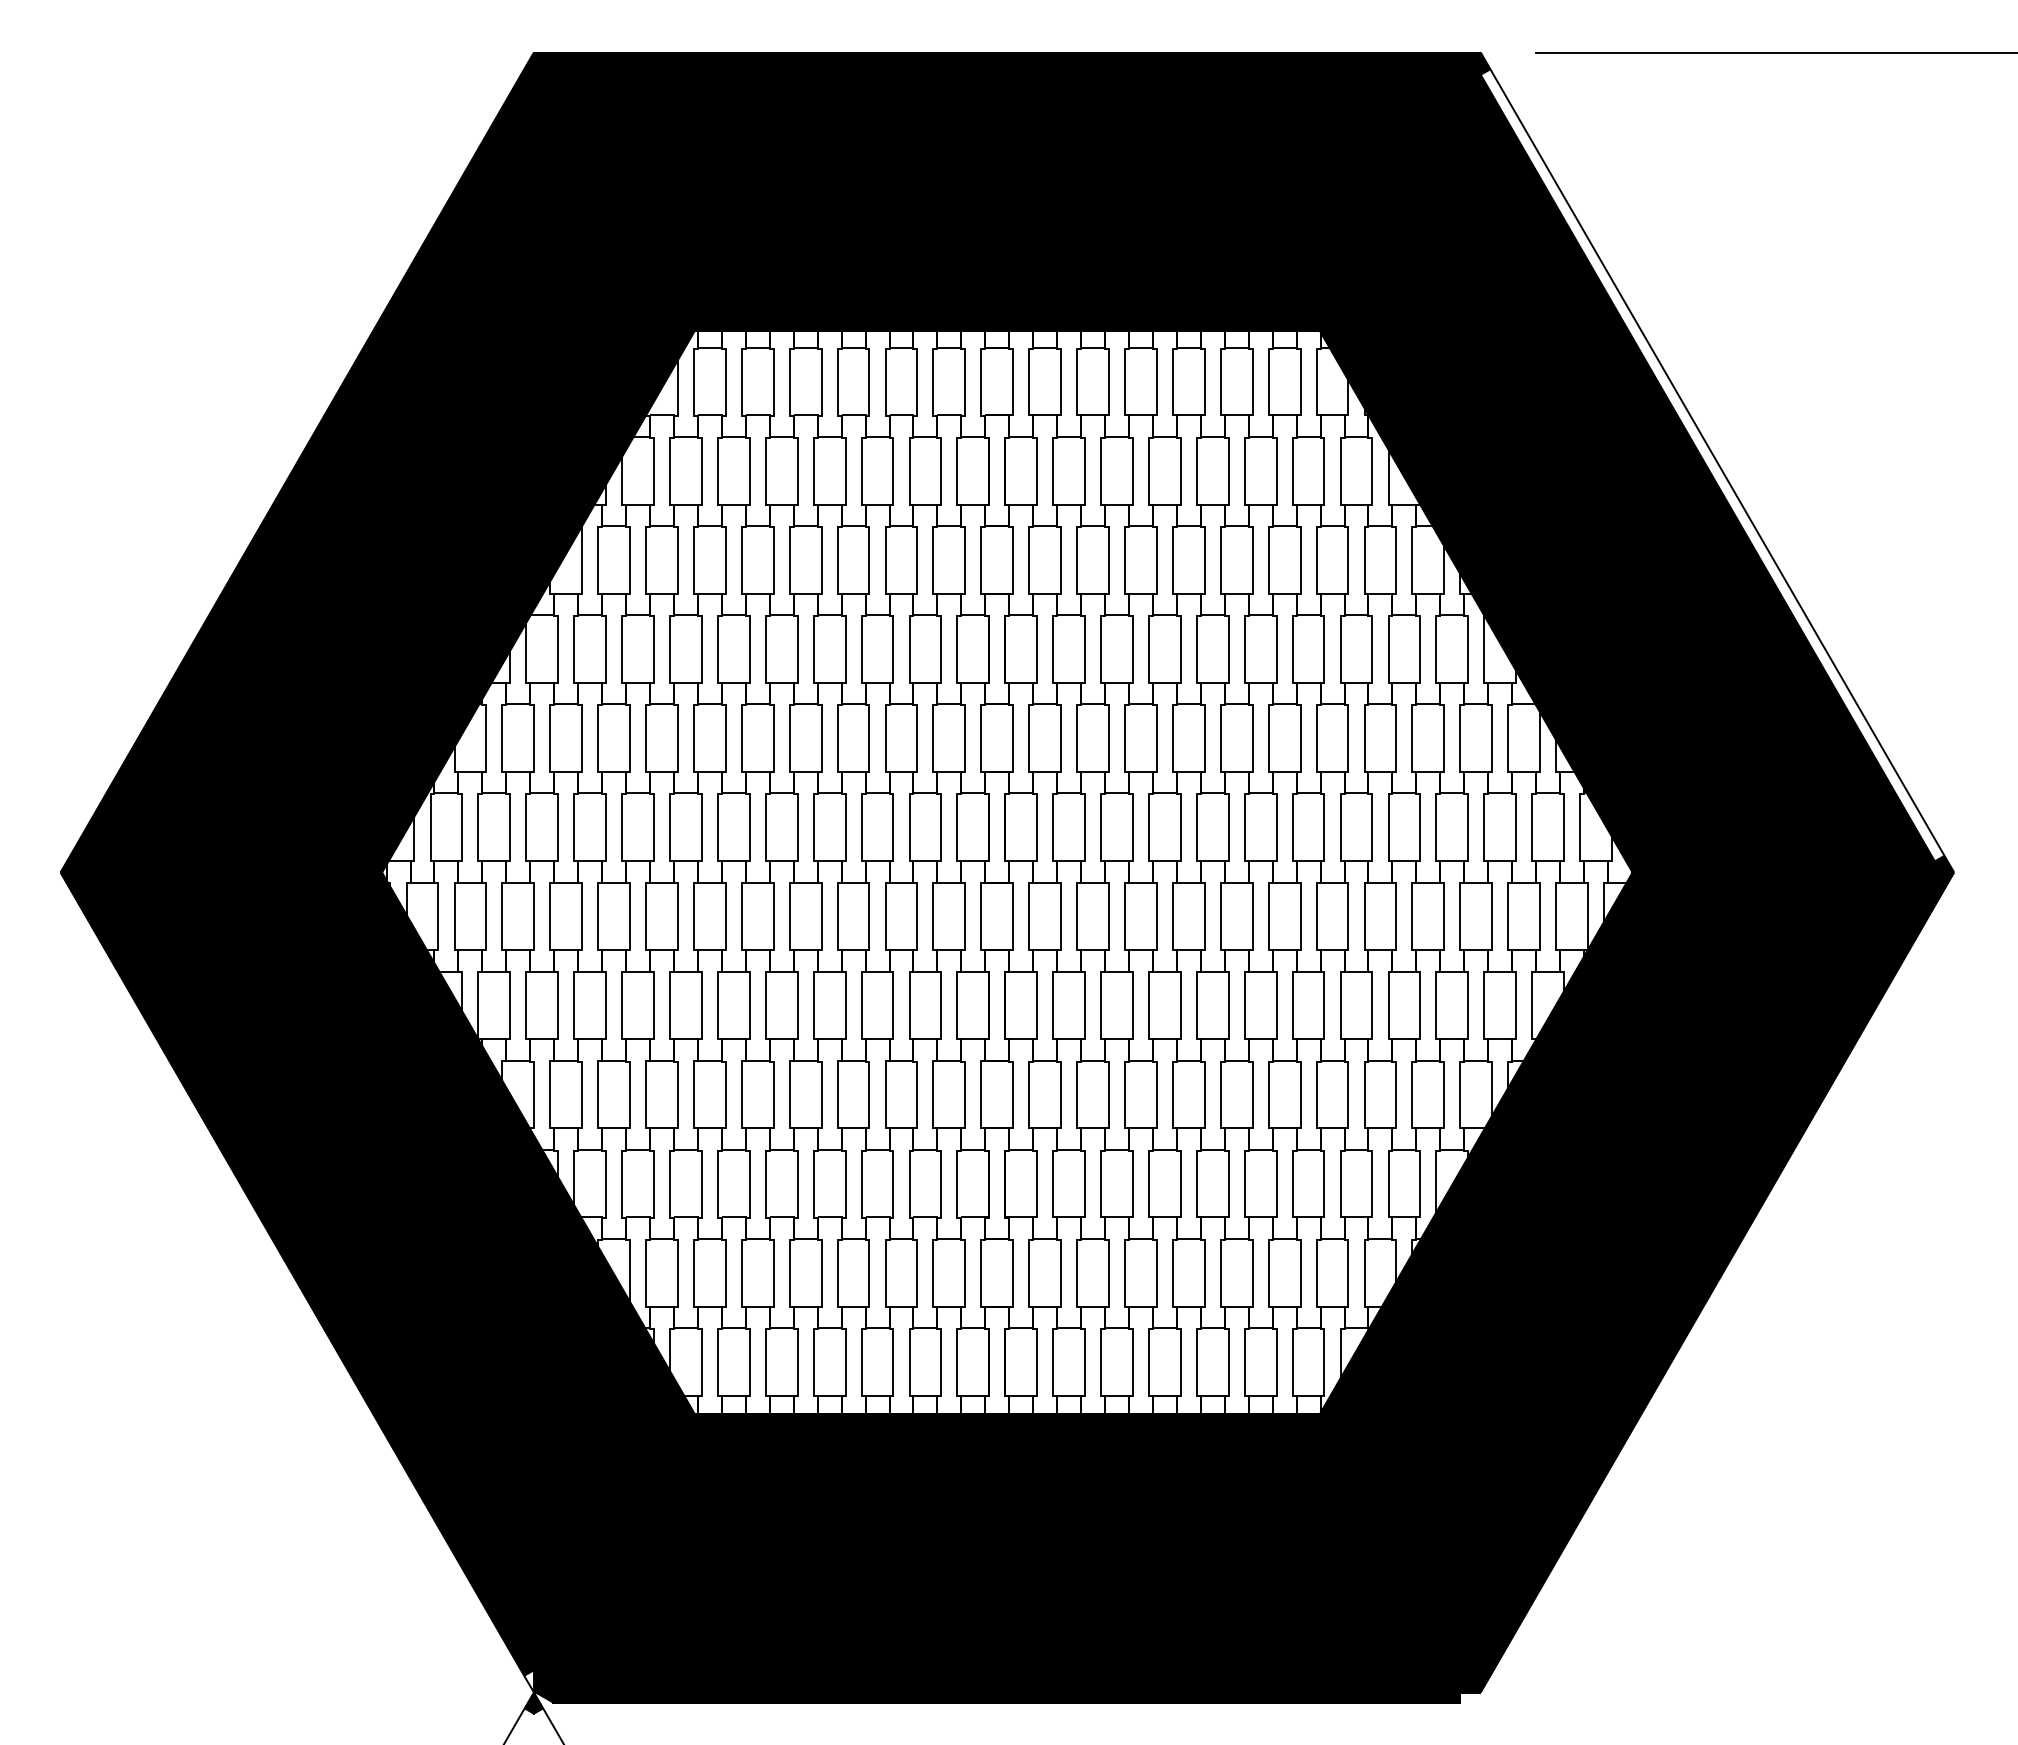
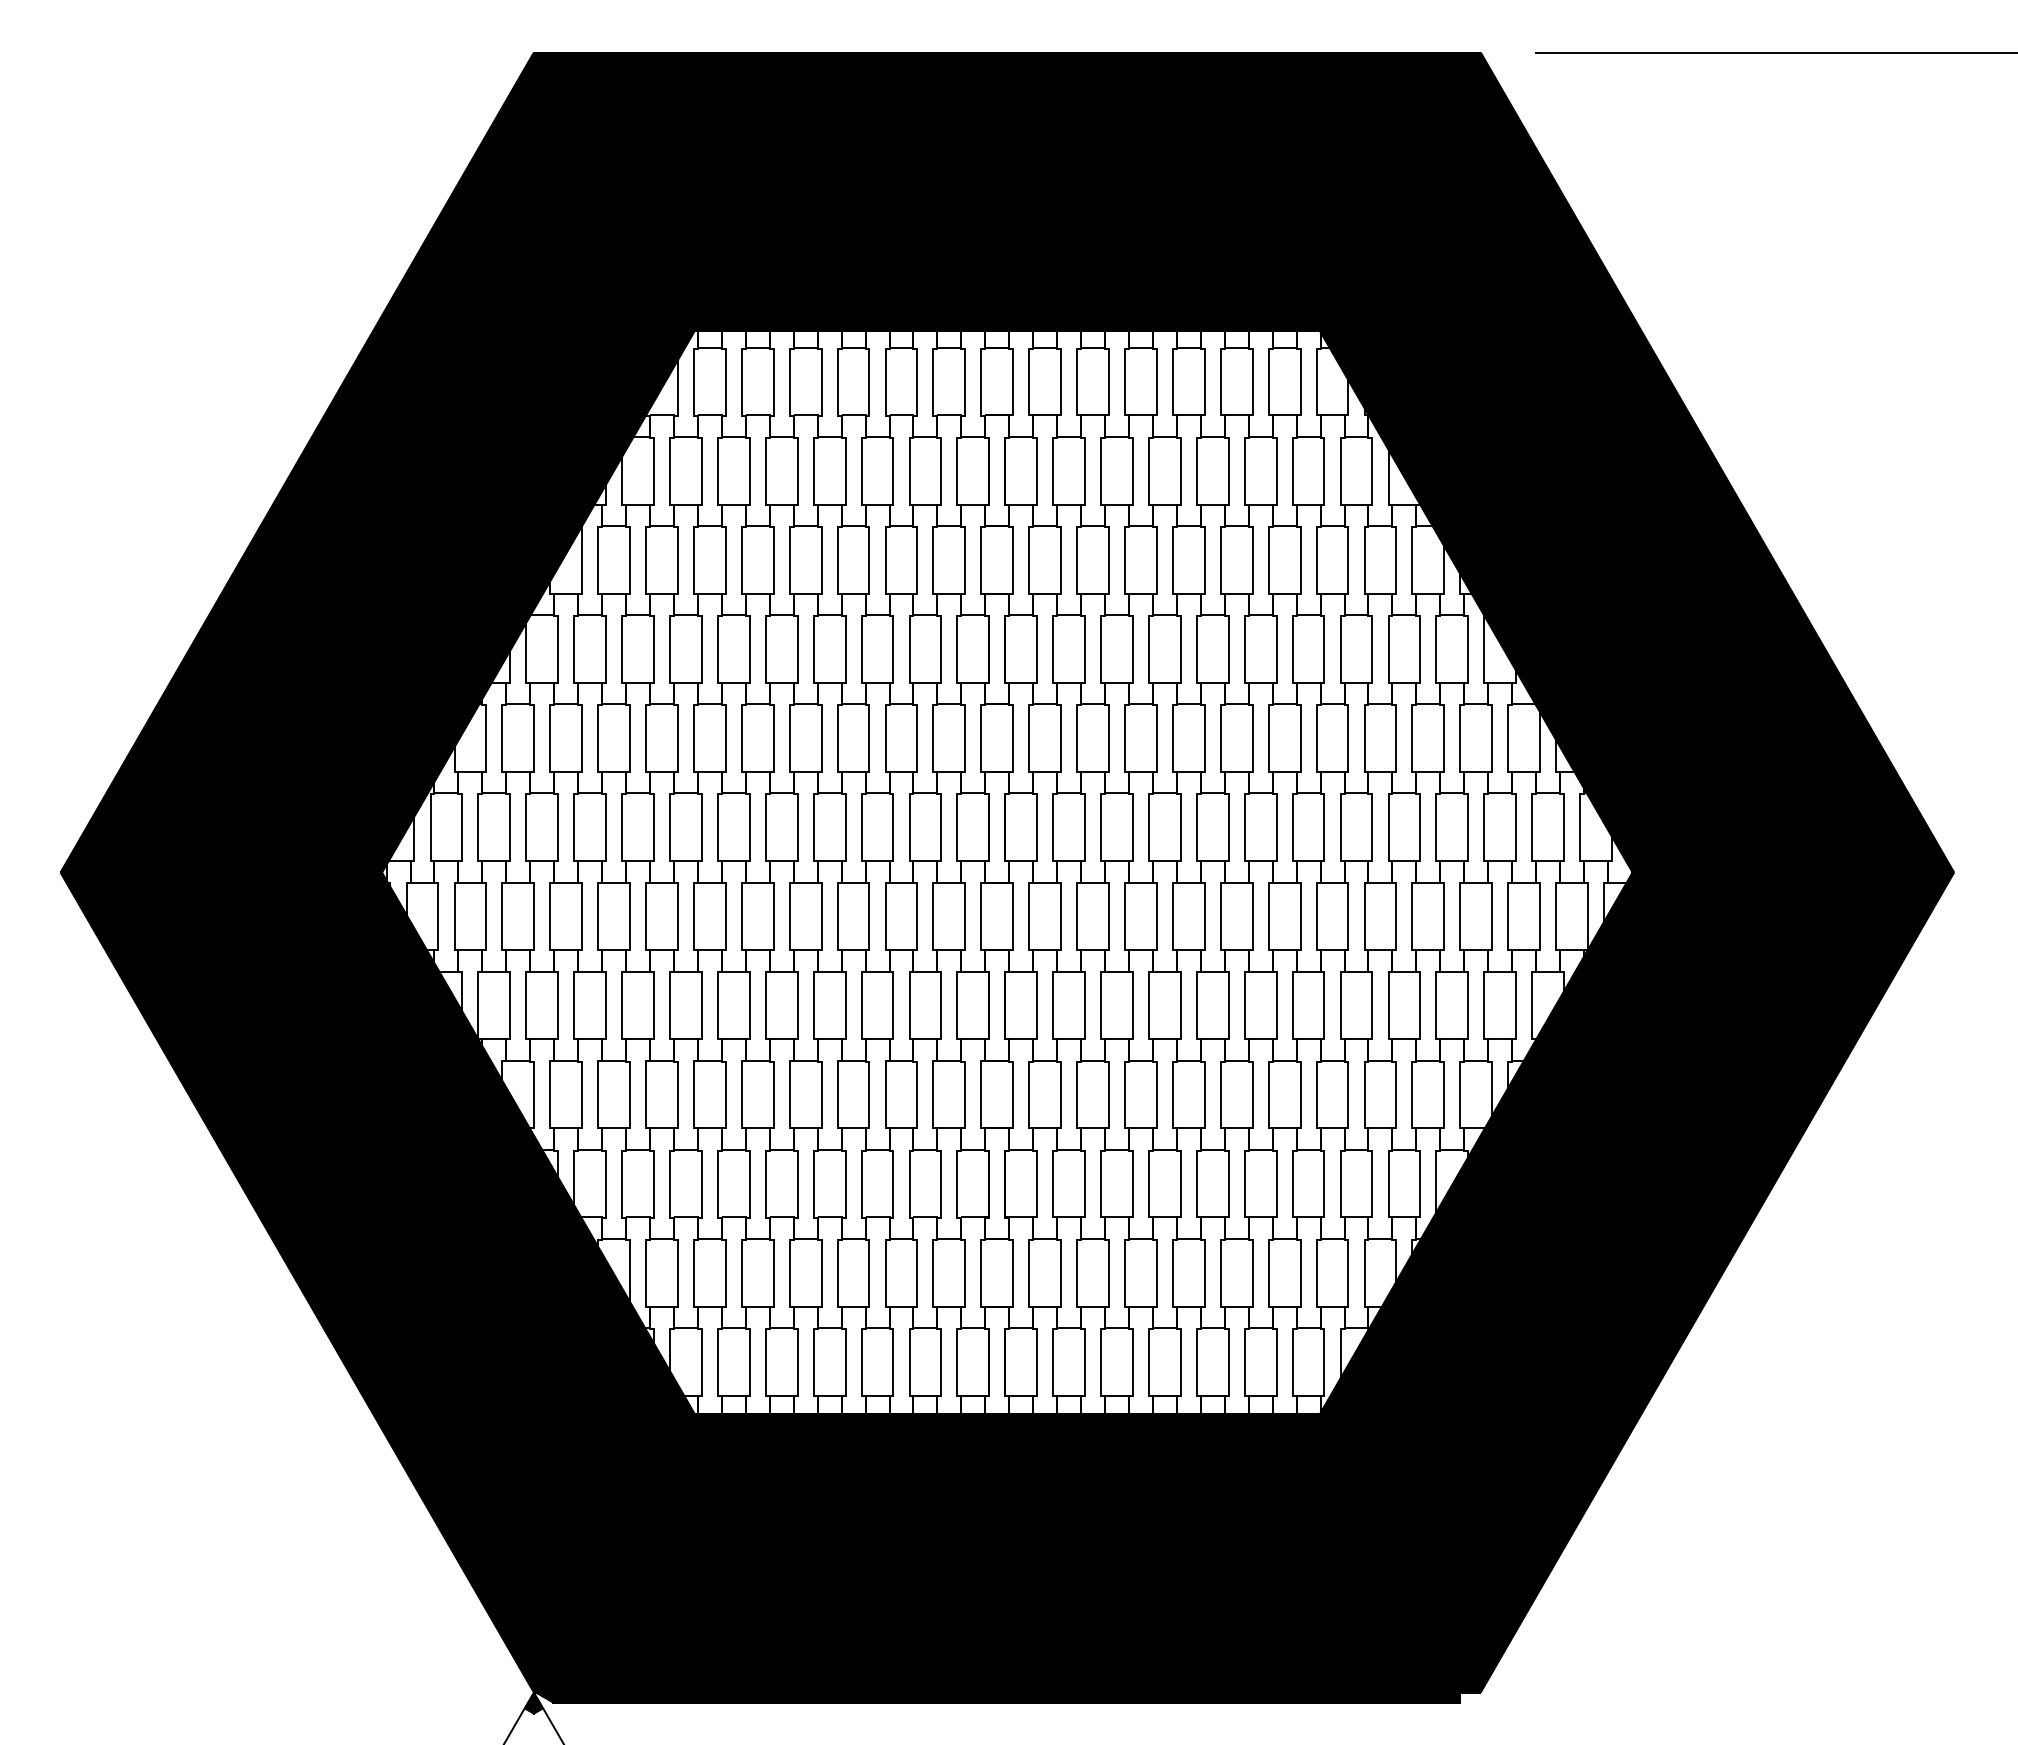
fill: none -> present (1712, 465)
fill: none -> present (528, 1681)
